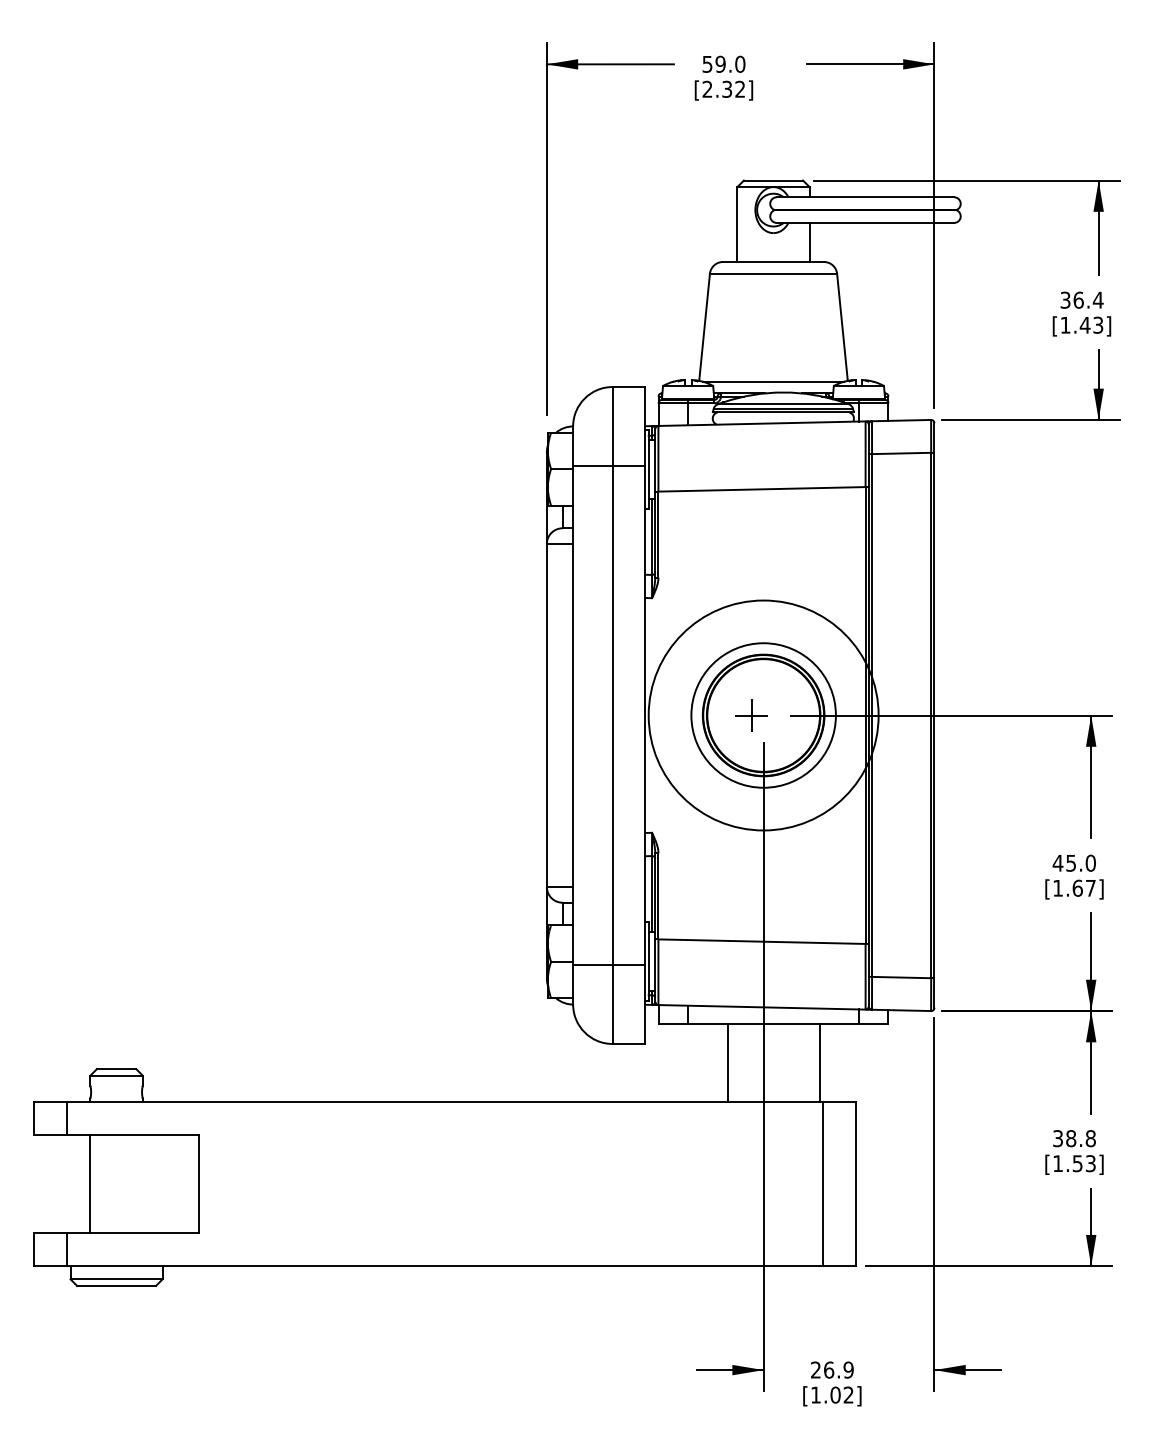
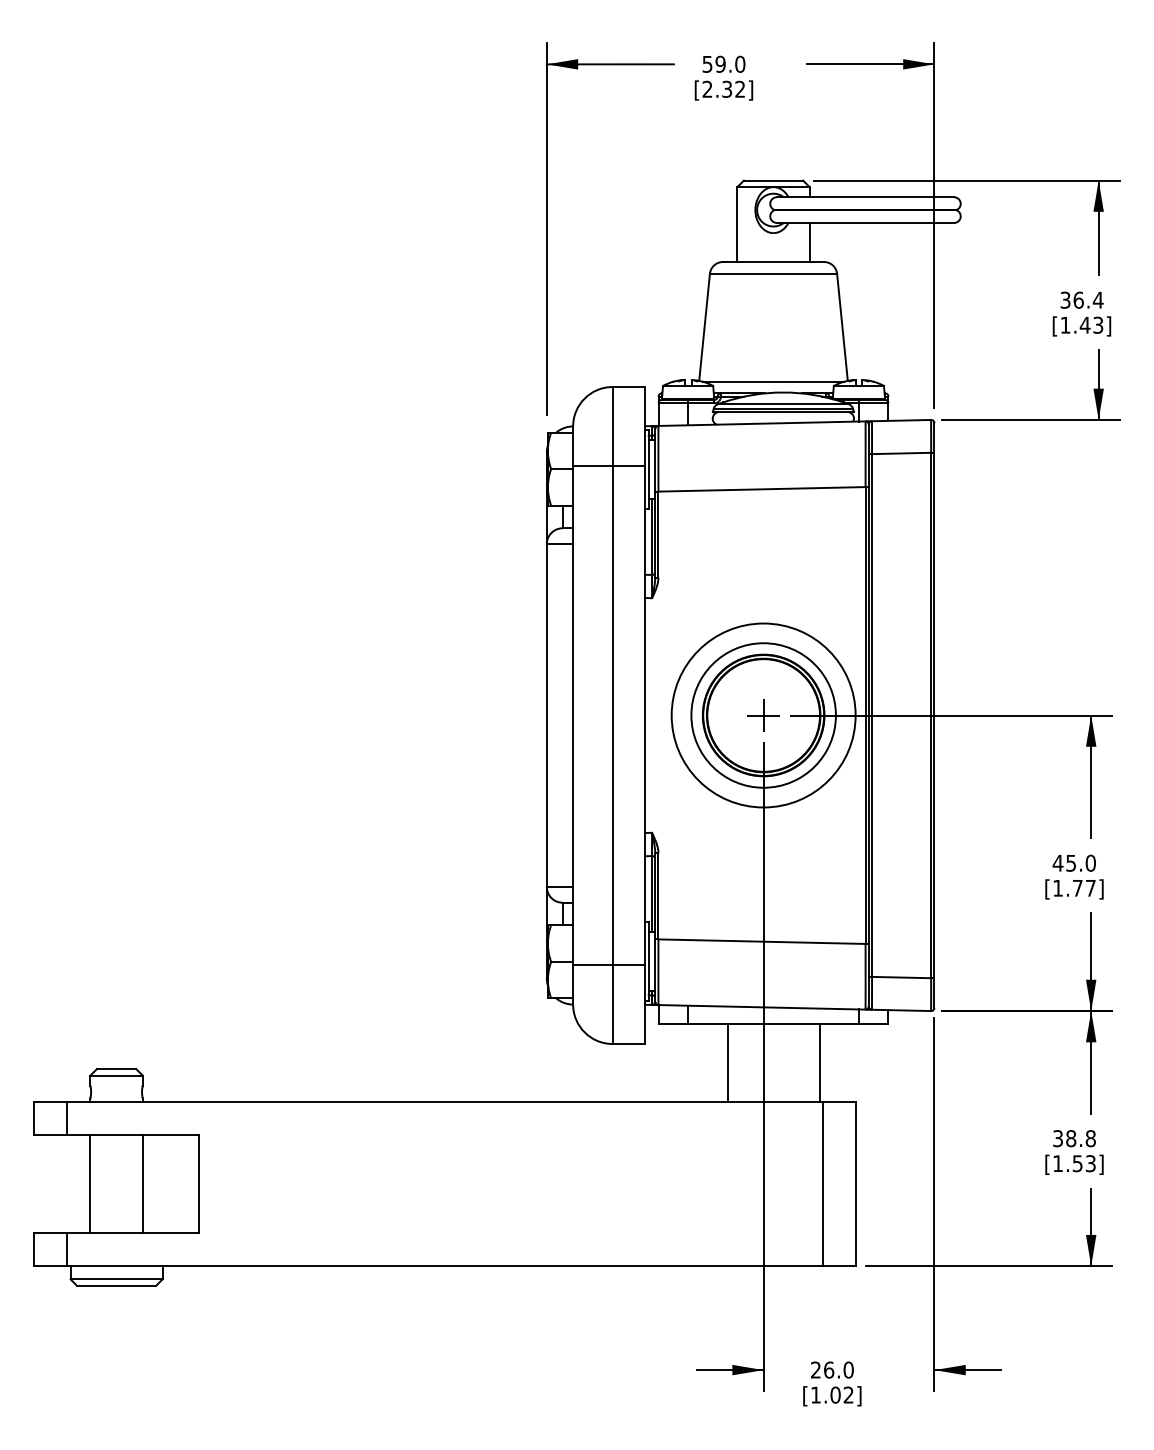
part position: (751, 715) -> (763, 715) (763, 715)
circle diameter: 230 px -> 184 px (763, 715)
text: [1.67] -> [1.77] (1077, 887)
line: none -> present (142, 1183)
text: 26.9 -> 26.0 (848, 1369)
